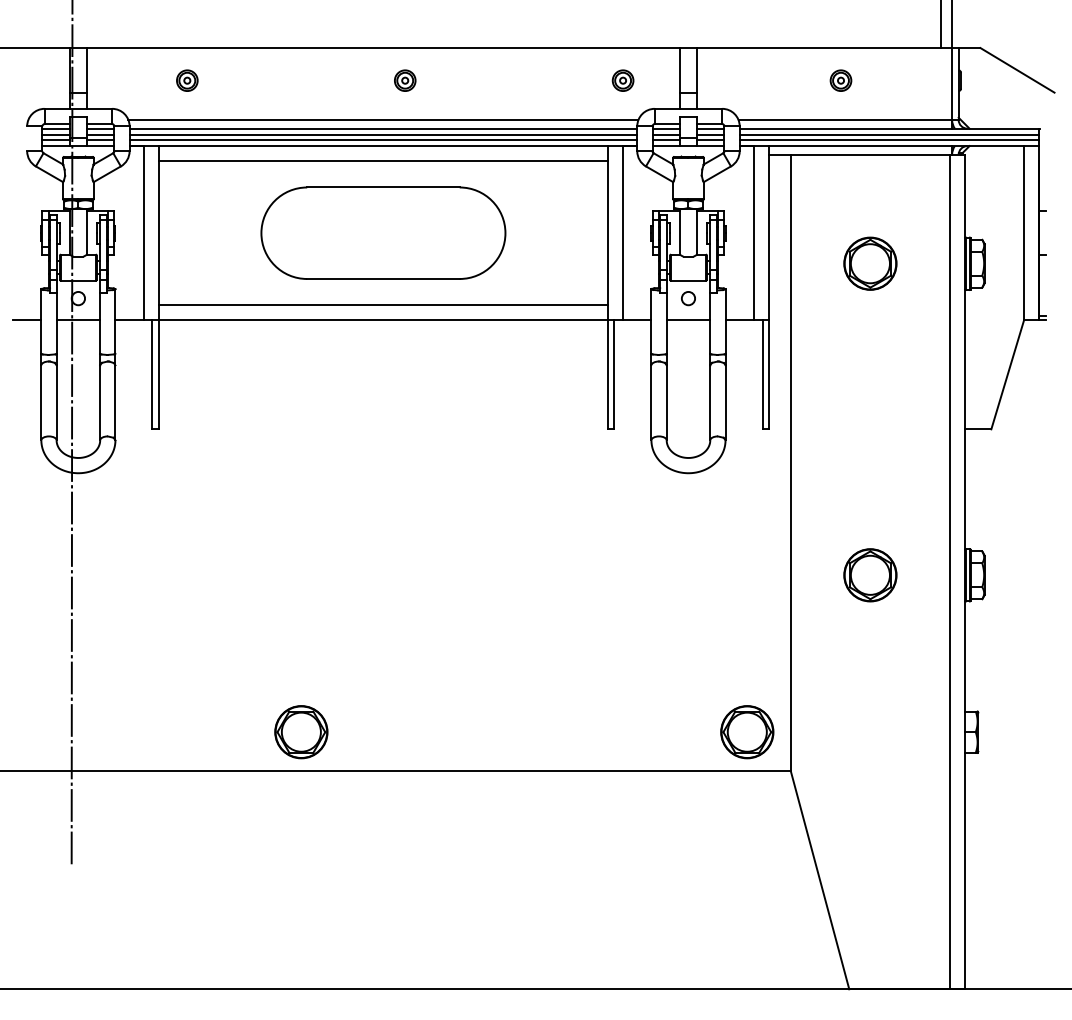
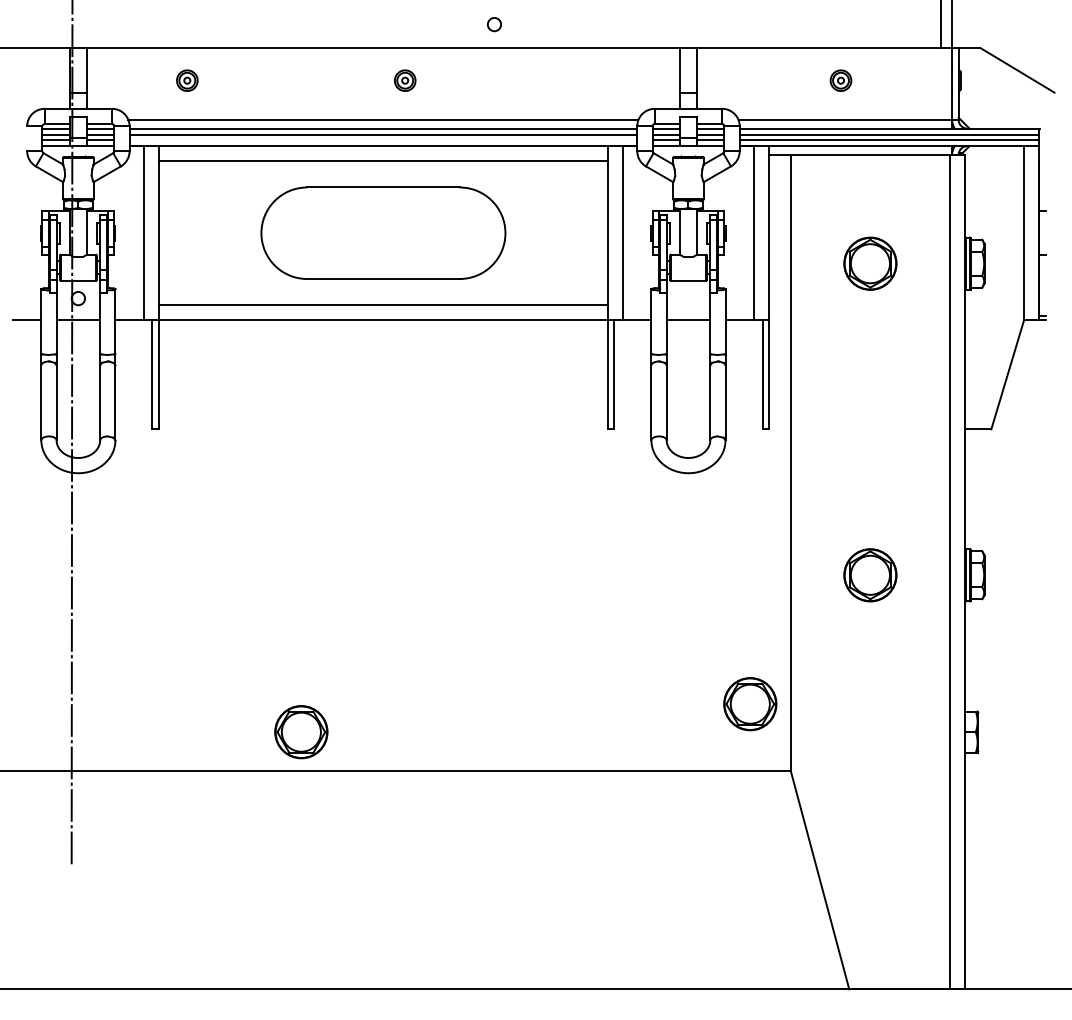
part: present -> none (622, 80)
line: present -> none (383, 139)
circle position: (688, 298) -> (494, 24) (494, 24)
part position: (747, 732) -> (750, 704) (750, 704)
